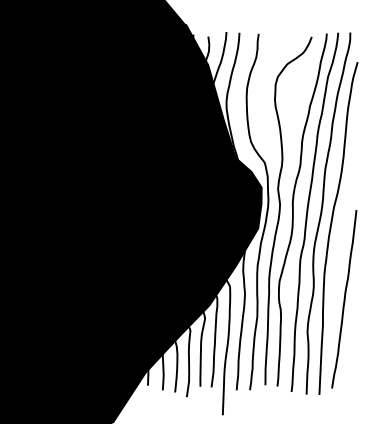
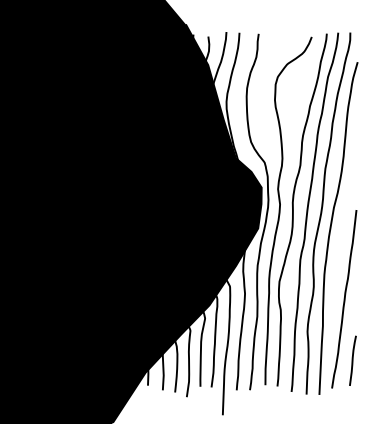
line: none -> present (352, 360)
